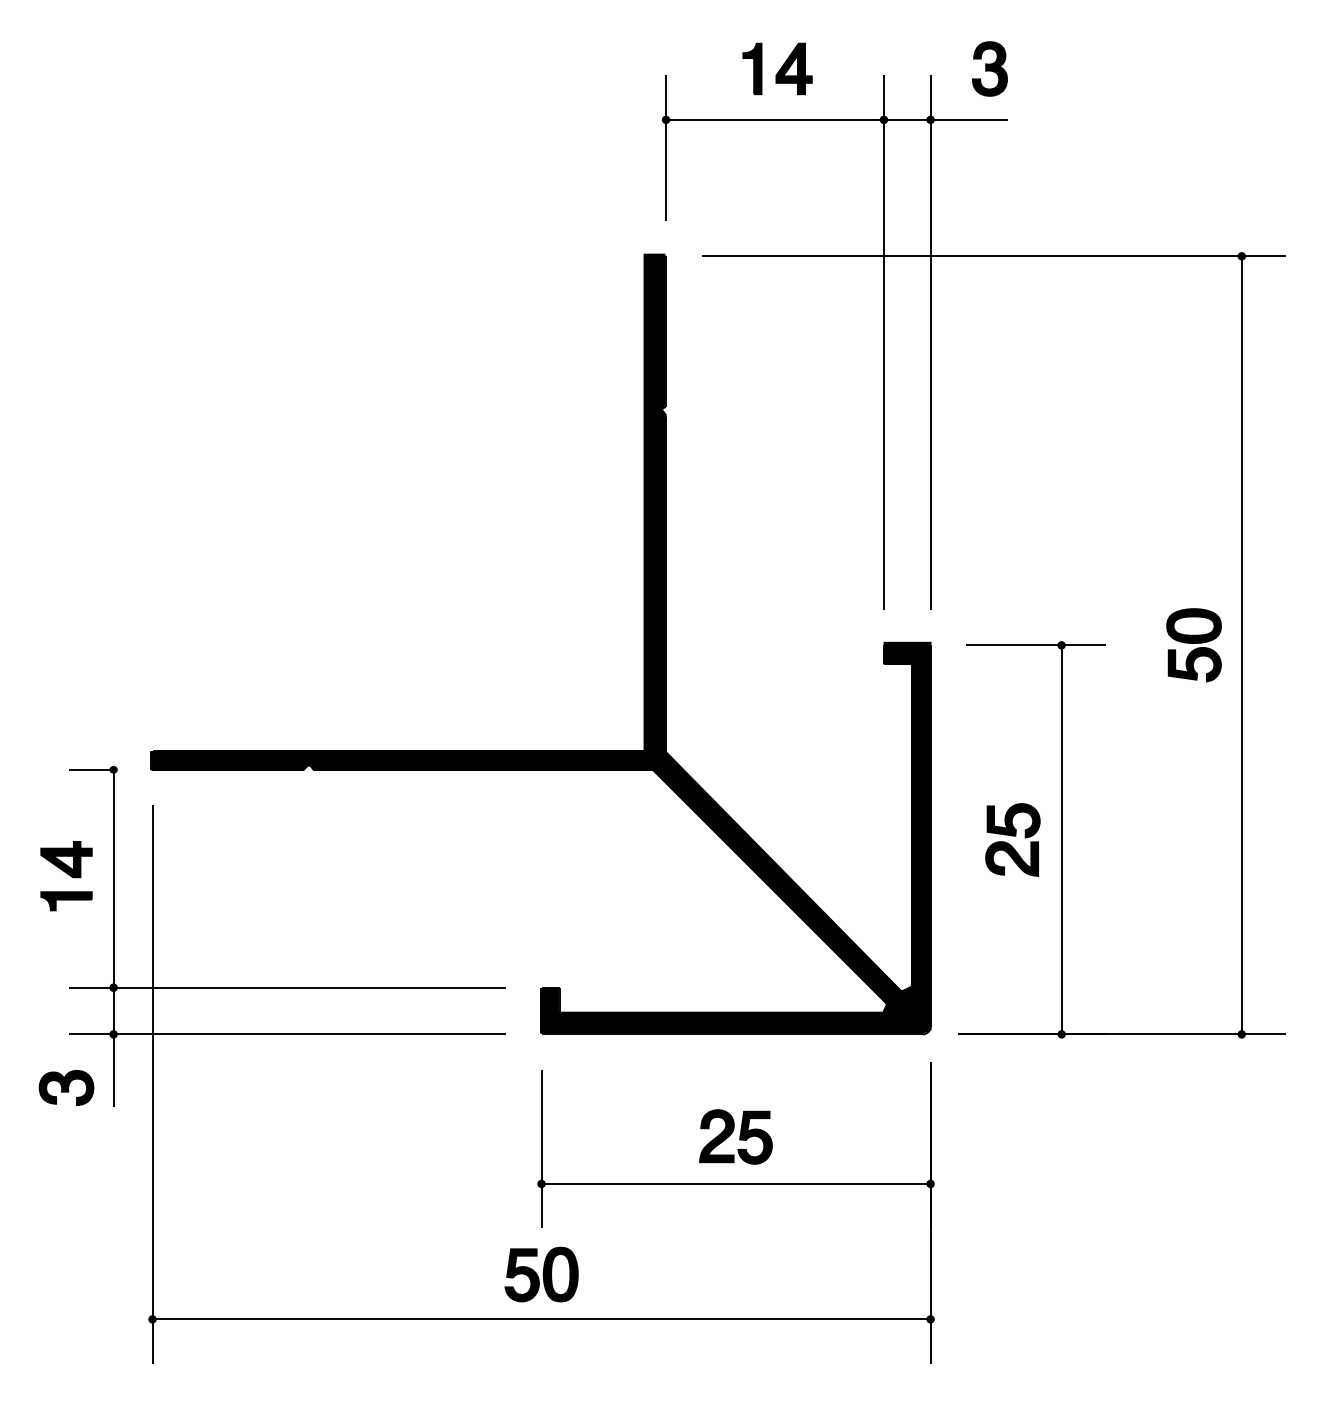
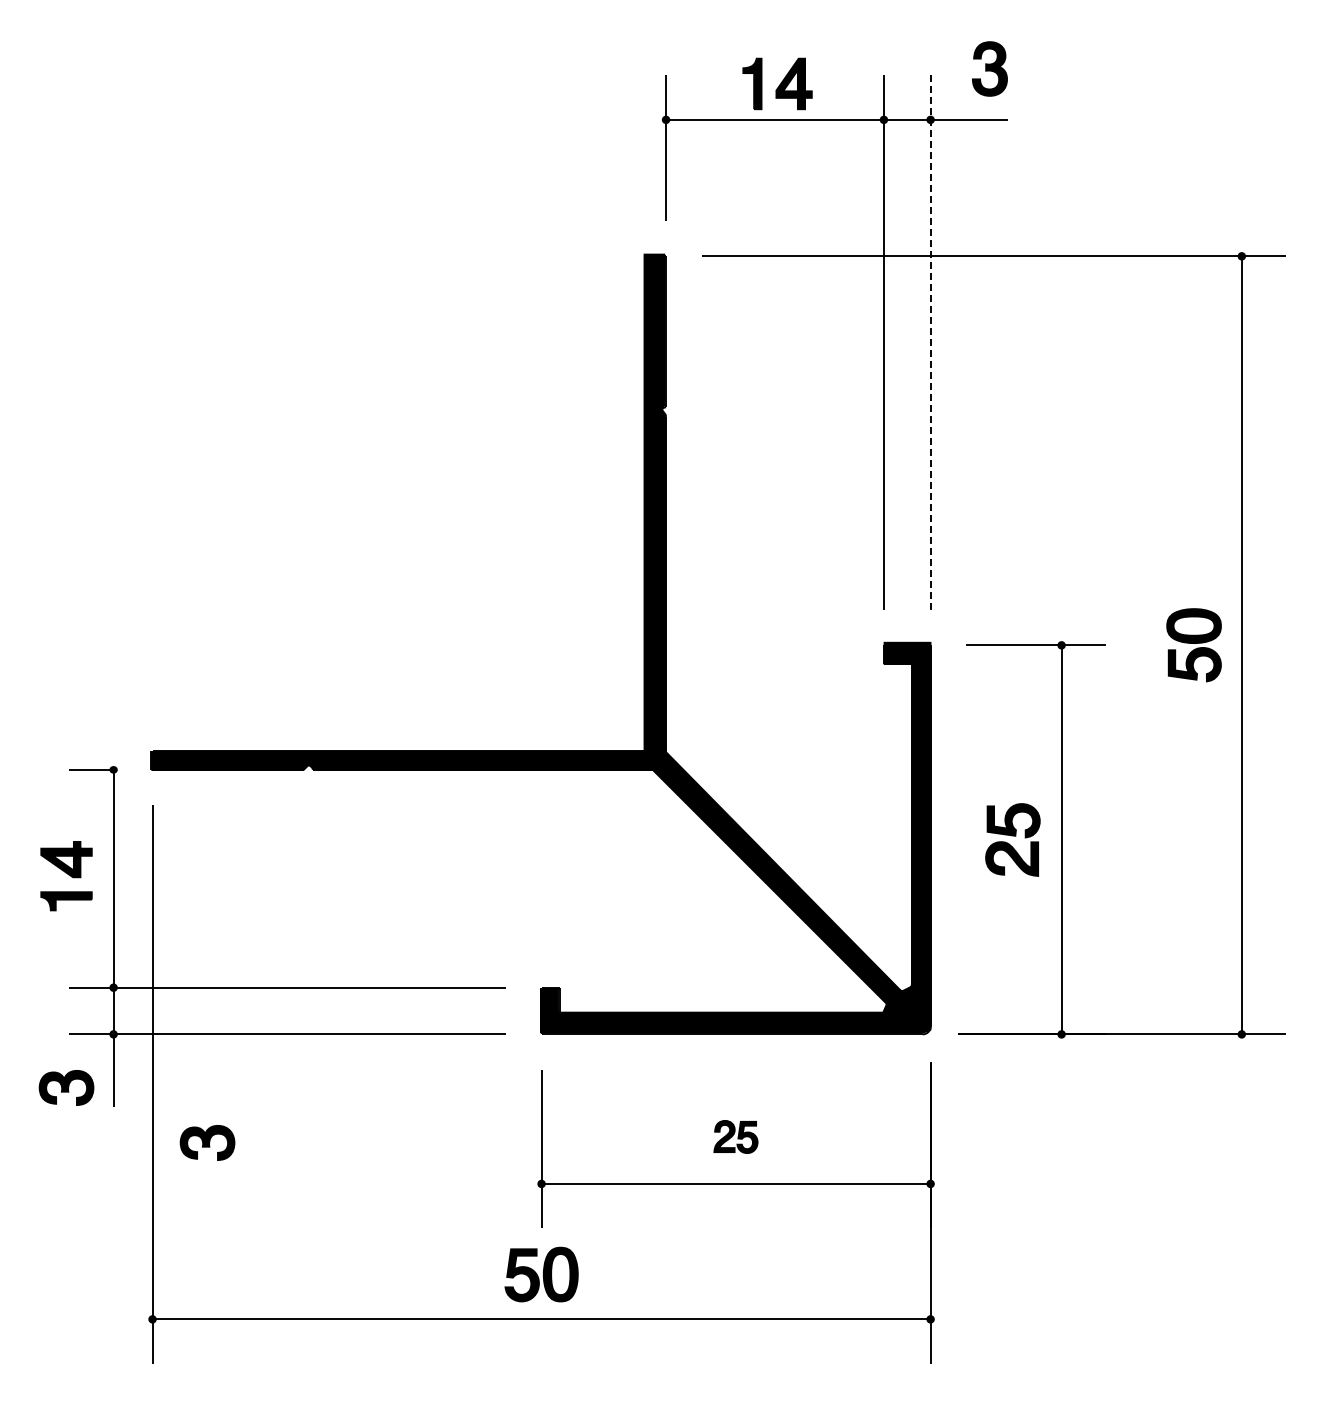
part position: (777, 68) -> (777, 83) (777, 83)
line: solid -> dashed (930, 342)
part size: 74x56 px -> 46x34 px (735, 1136)
part: none -> present (207, 1142)
